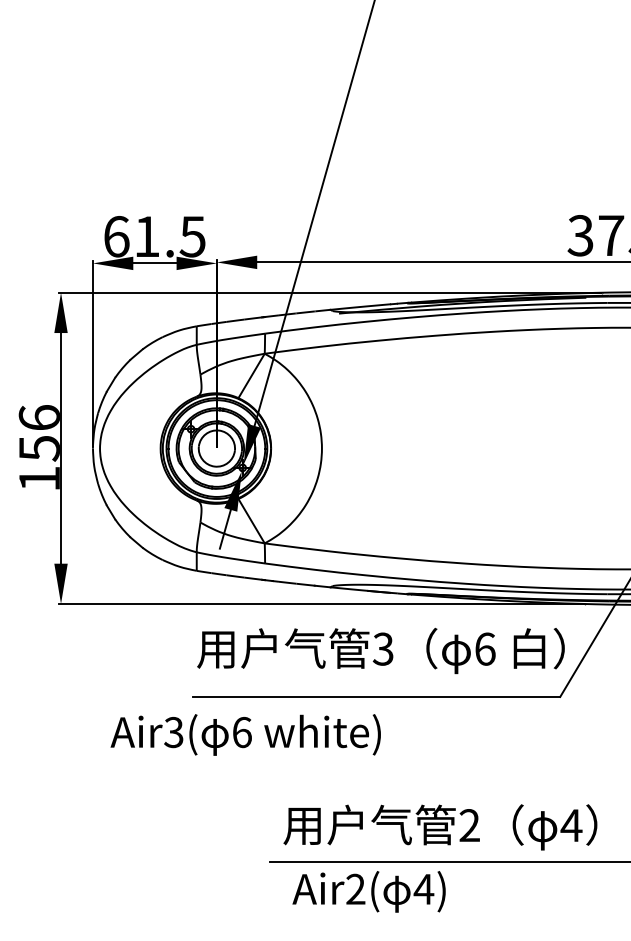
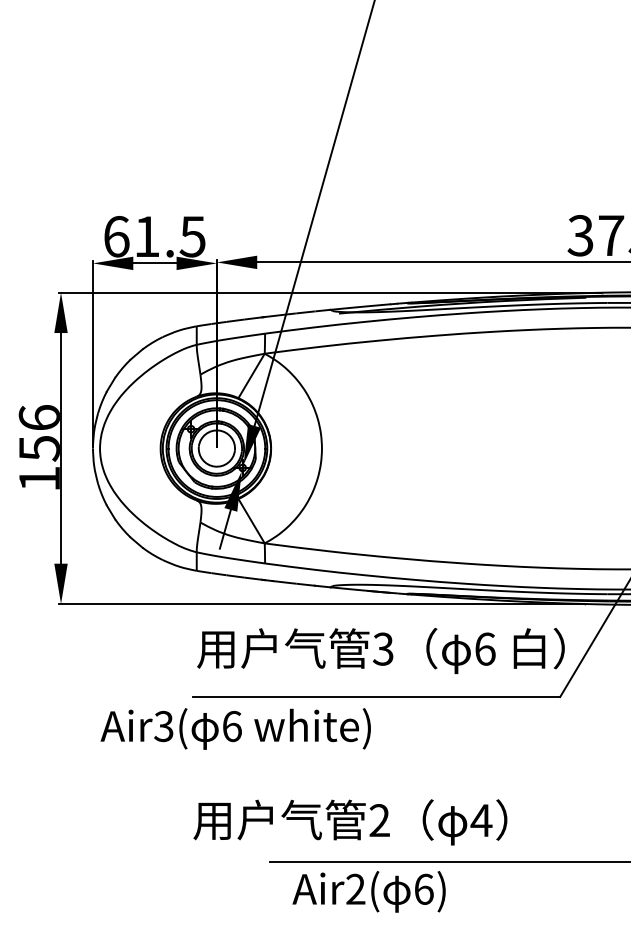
text position: (245, 734) -> (235, 728) (235, 728)
text position: (440, 827) -> (350, 822) (350, 822)
text: 4) -> 6) (423, 888)
